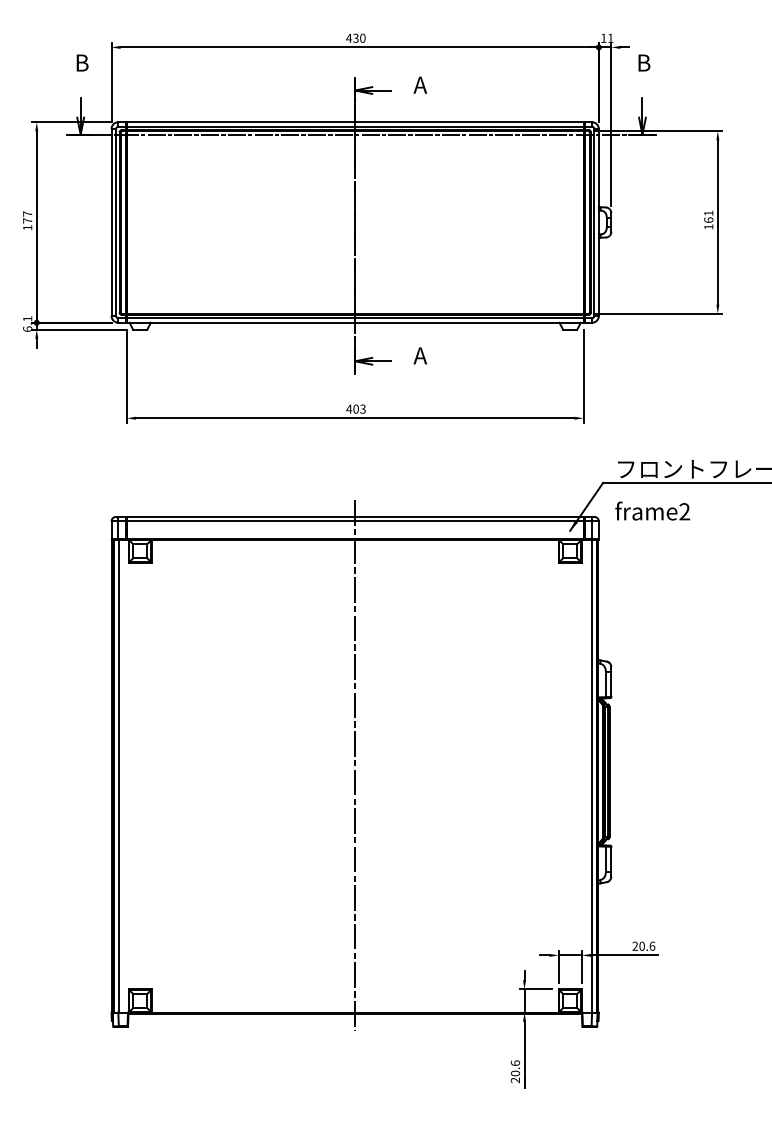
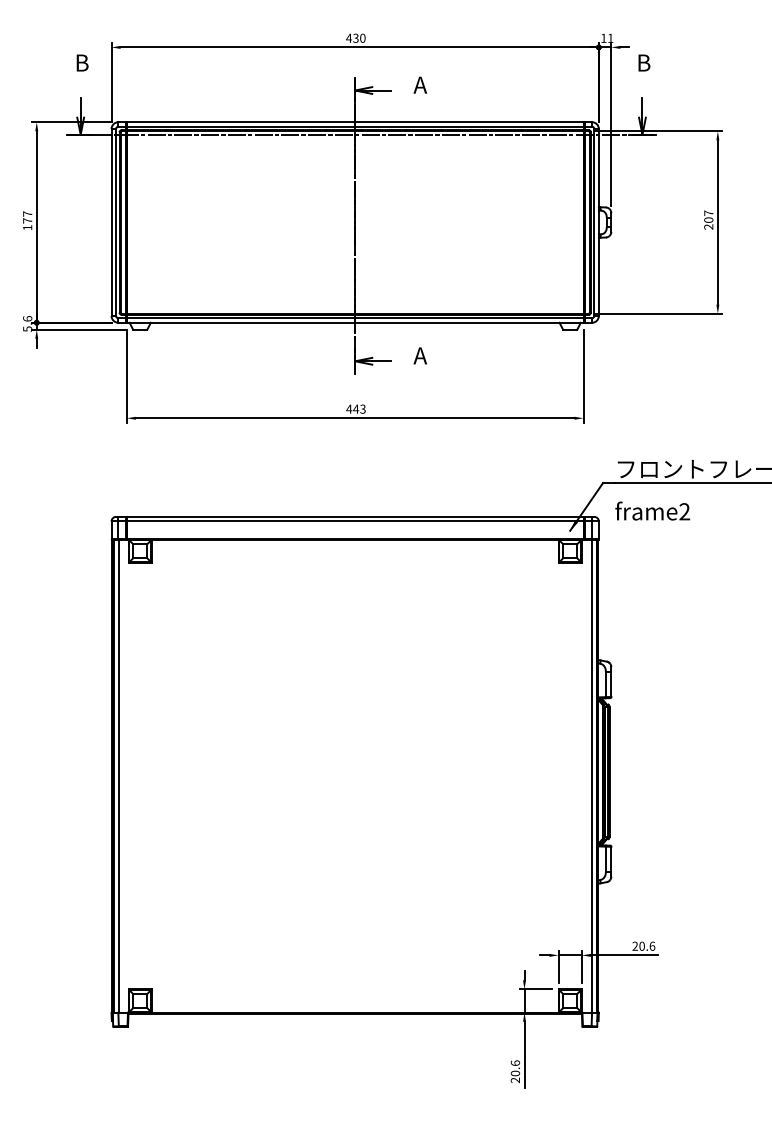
text: 161 -> 207 (708, 219)
text: 6.1 -> 5.6 (27, 323)
text: 403 -> 443 (356, 408)
line: present -> none (355, 765)
